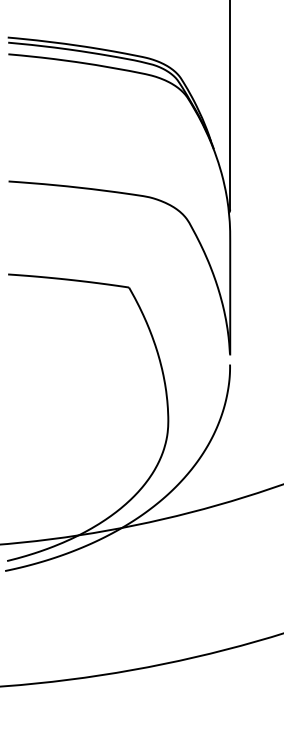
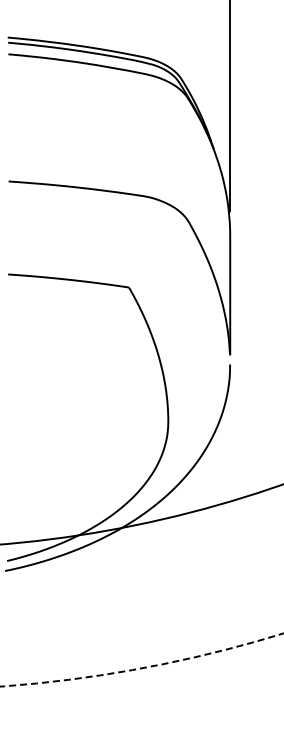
circle: solid -> dashed (141, 659)
